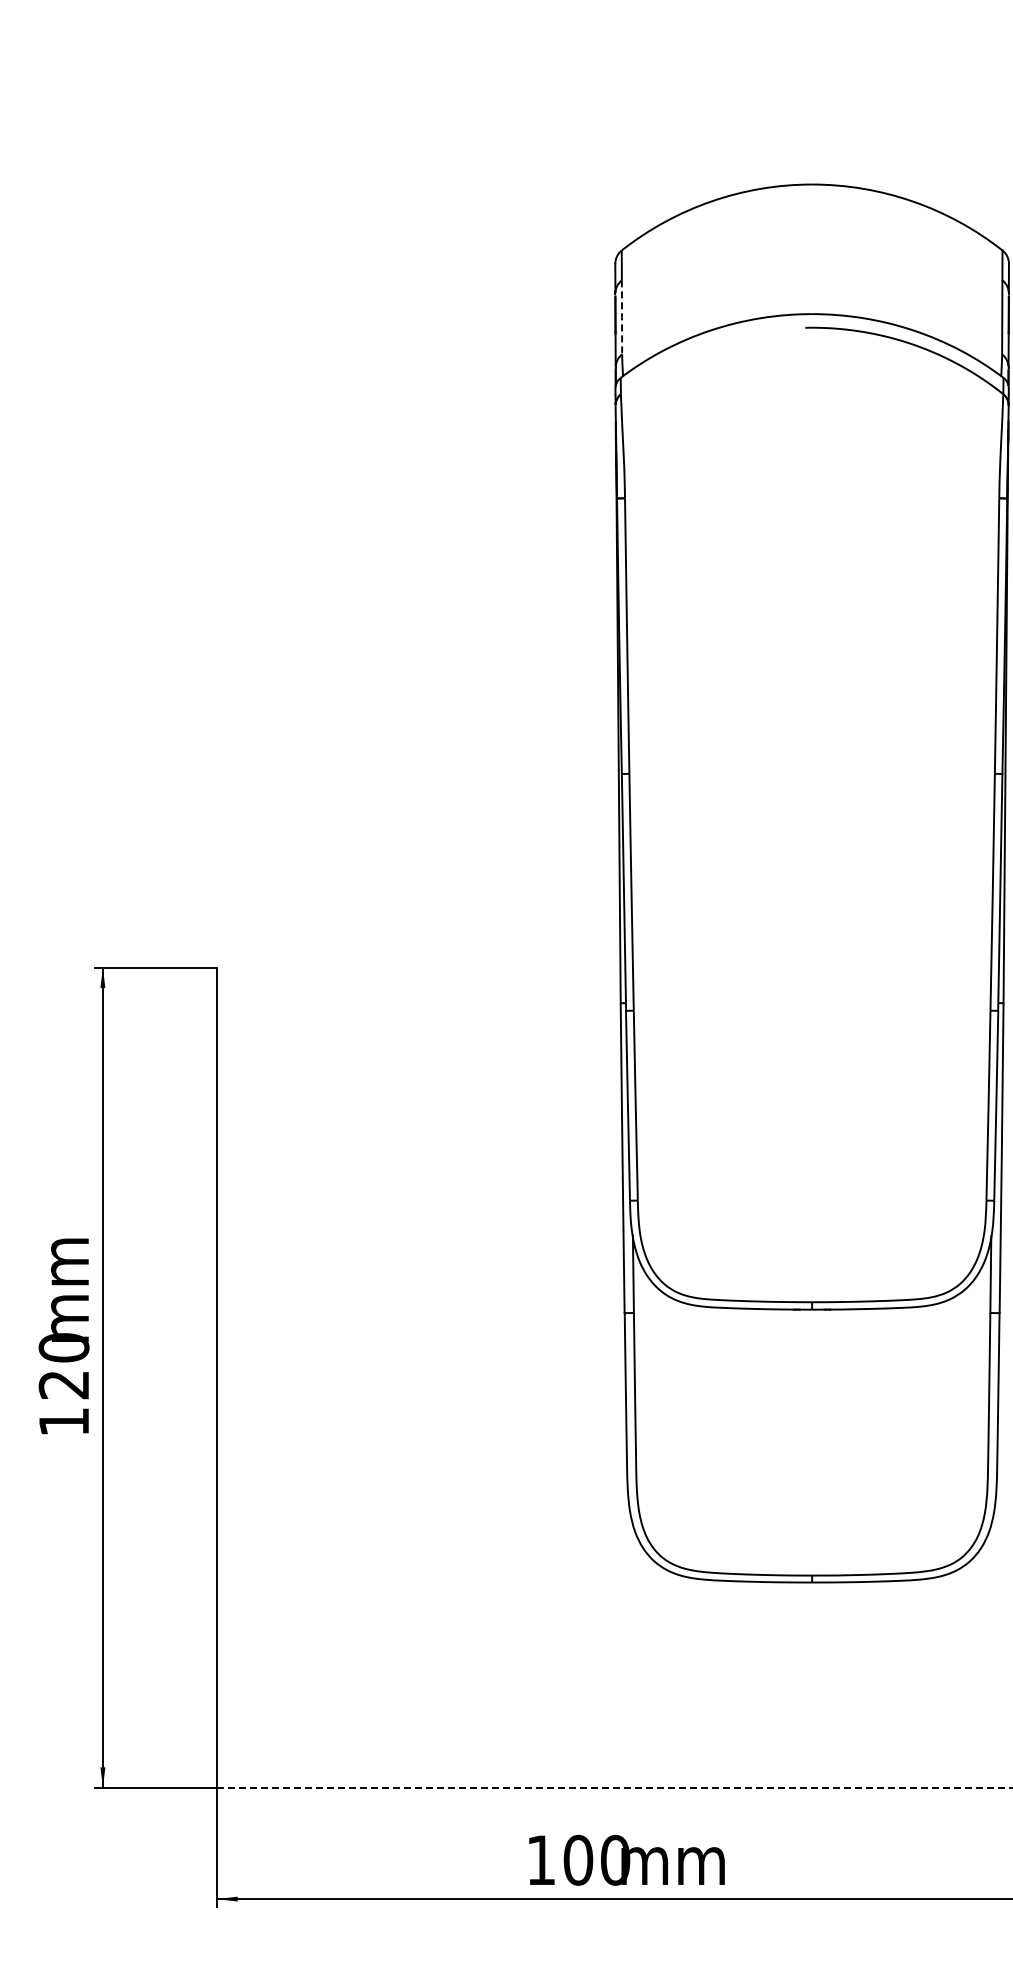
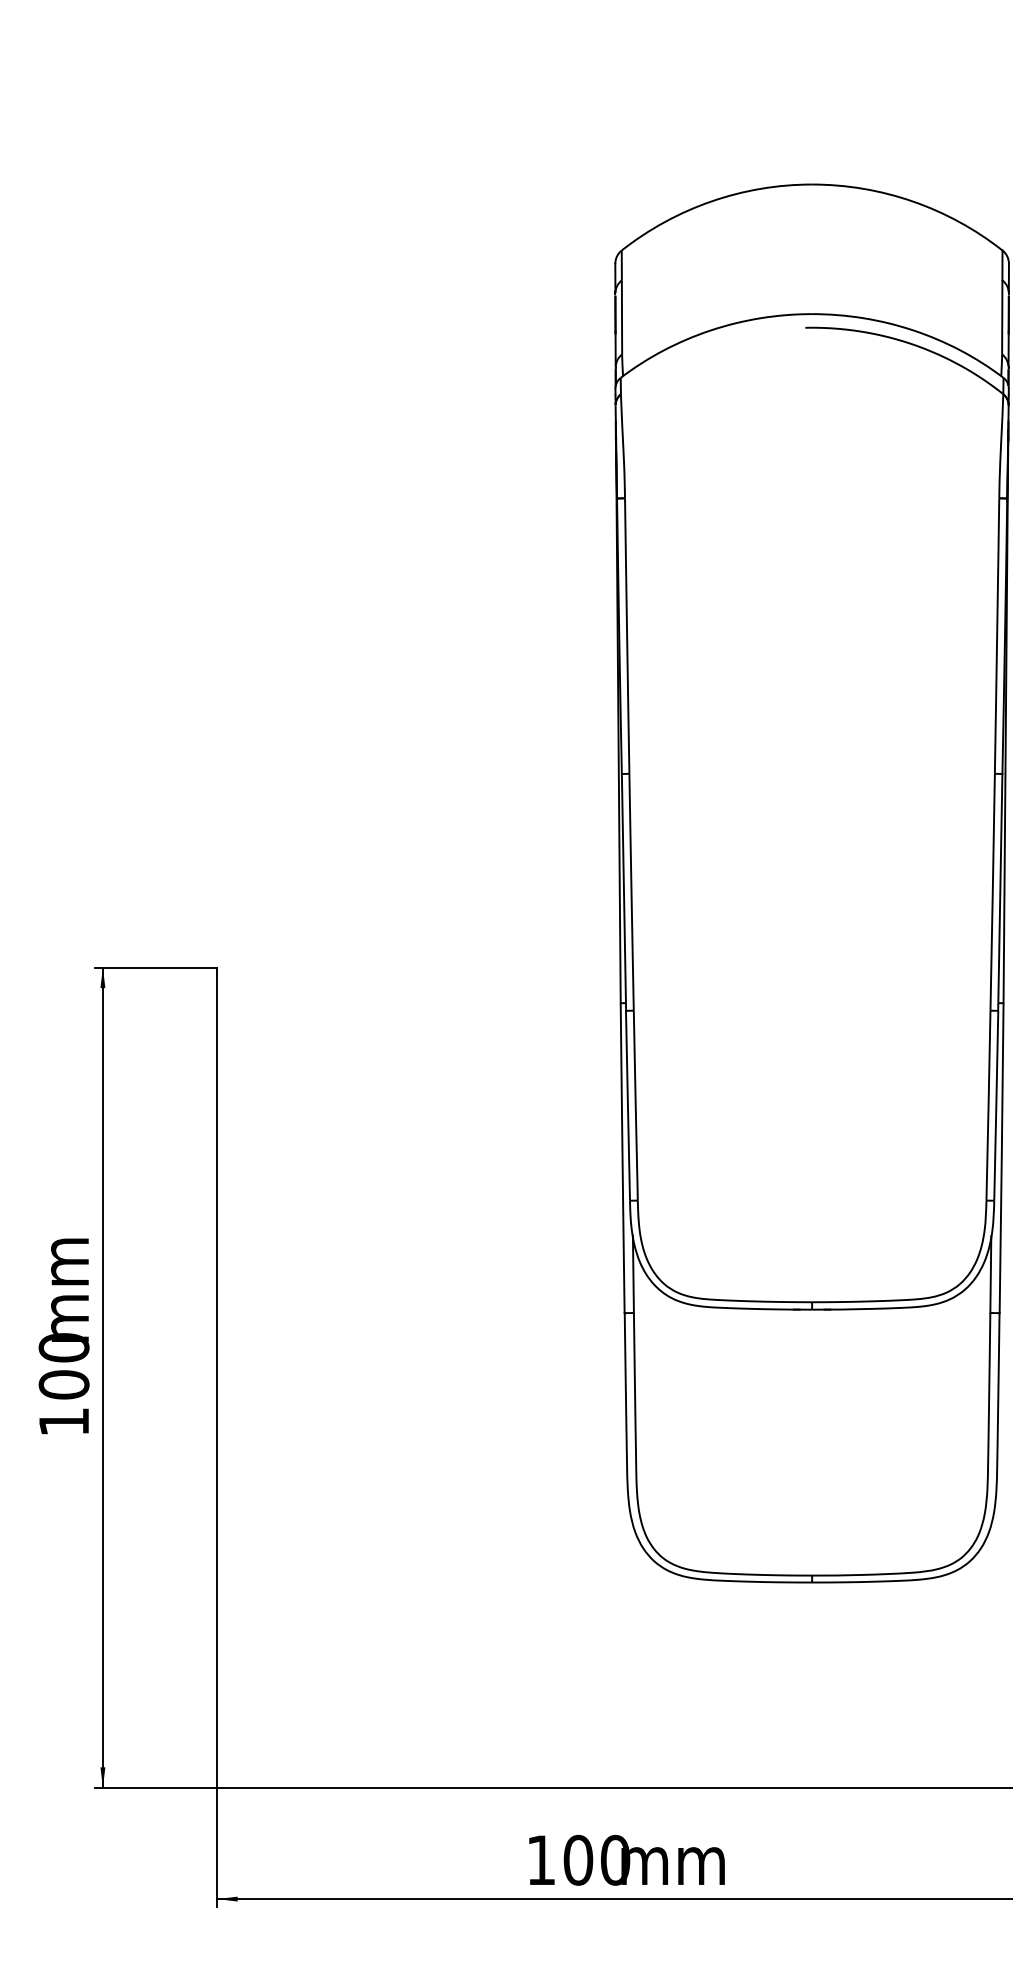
line: dashed -> solid (622, 317)
text: 120 -> 100 (63, 1384)
line: dashed -> solid (614, 1787)
